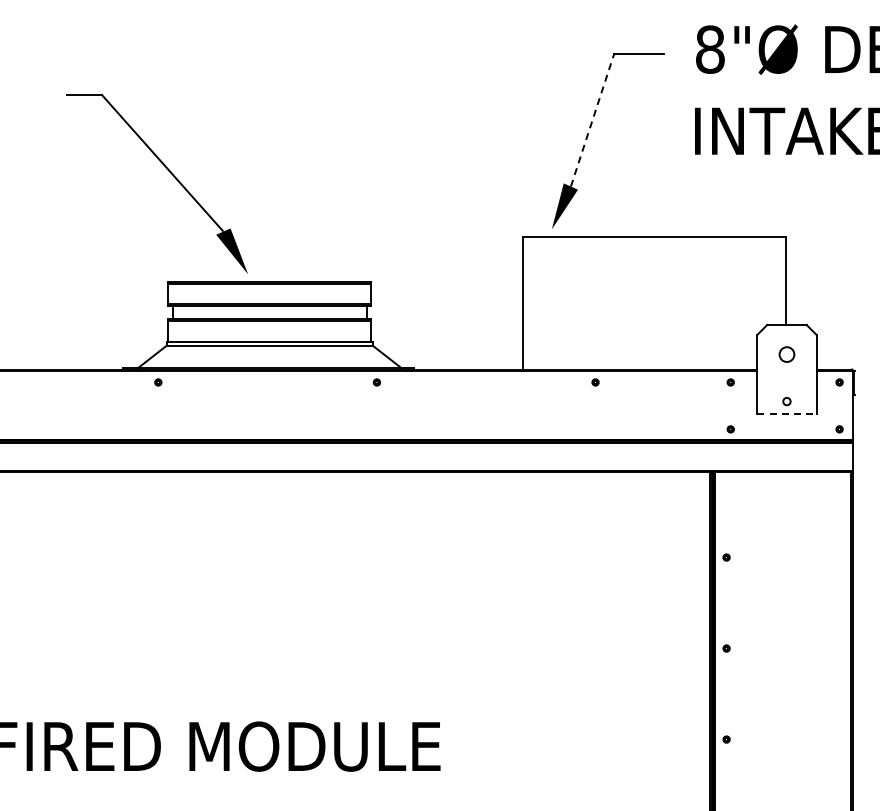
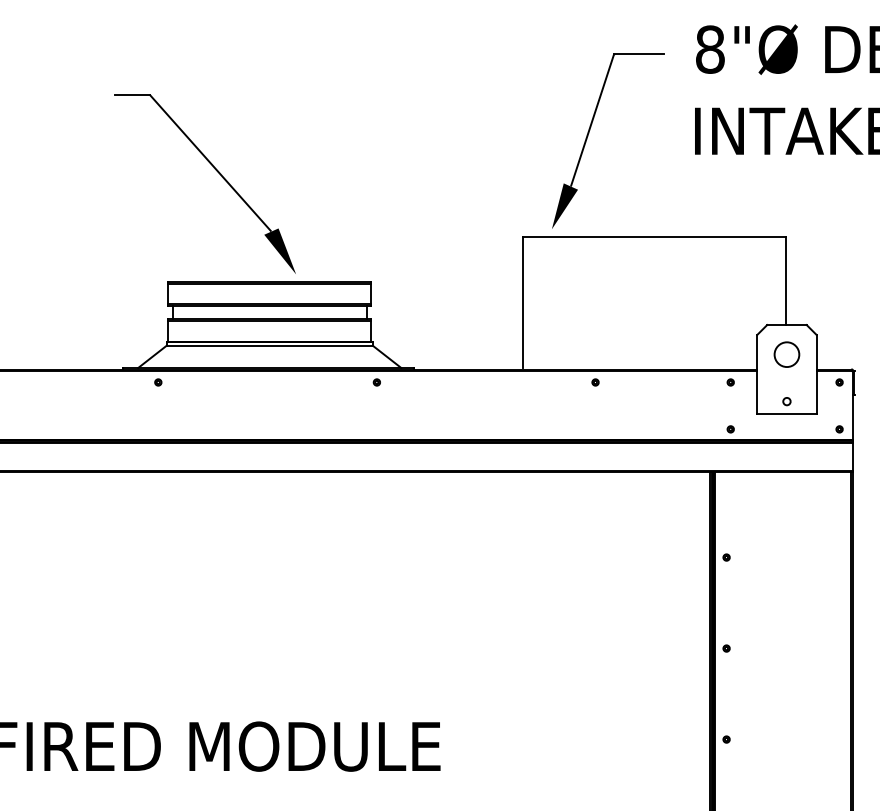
line: dashed -> solid (592, 120)
part position: (168, 171) -> (216, 171) (216, 171)
circle size: 18x17 px -> 28x27 px (786, 354)
line: dashed -> solid (786, 413)
